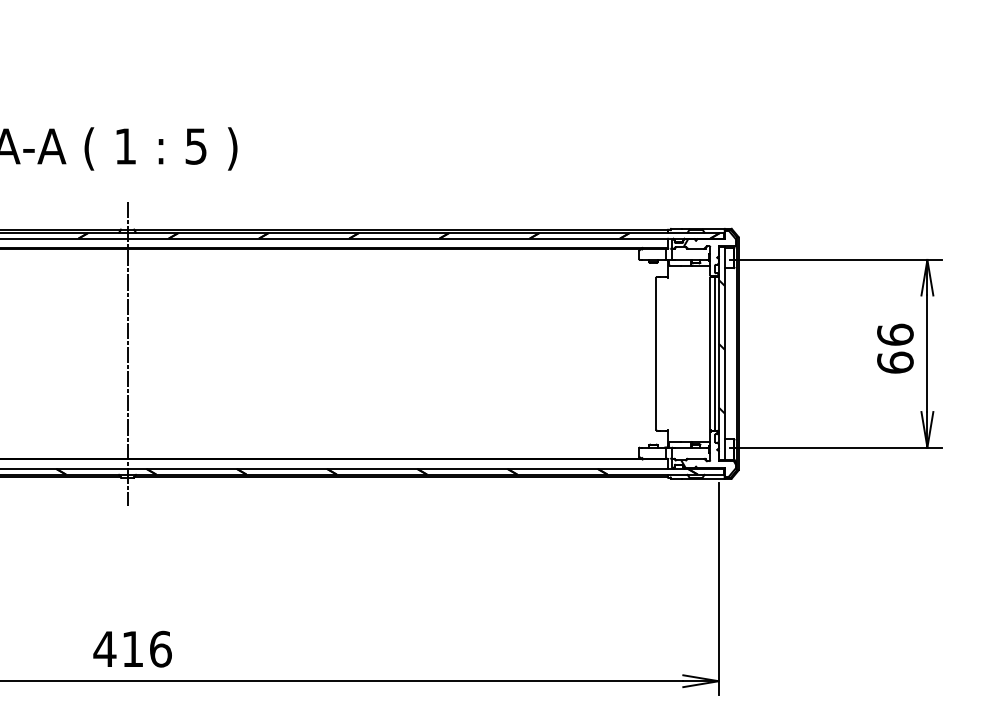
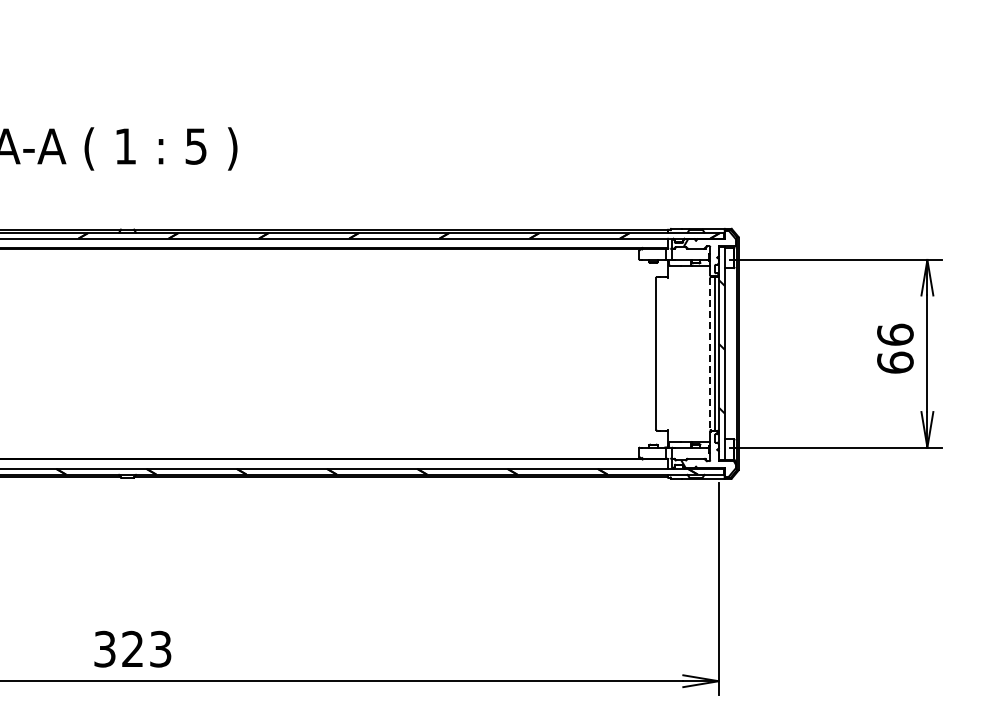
line: present -> none (127, 353)
line: solid -> dashed (710, 353)
text: 416 -> 323 (132, 648)
